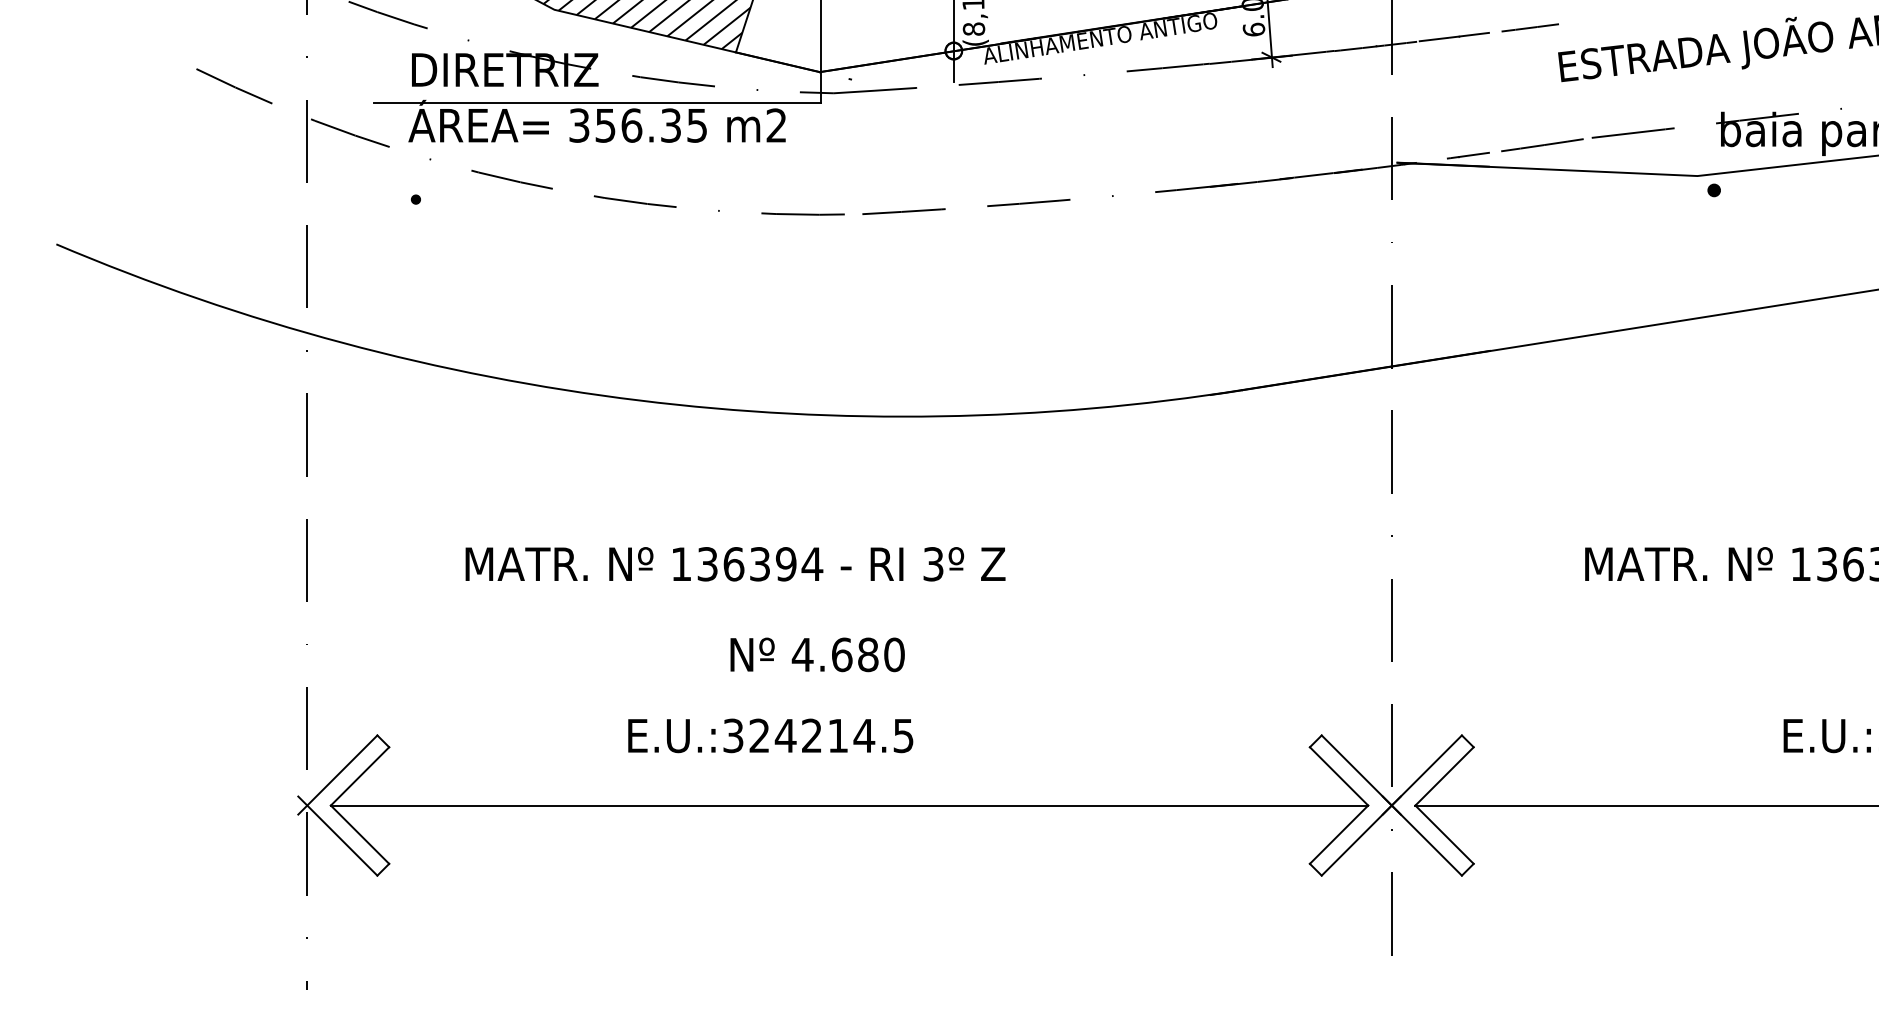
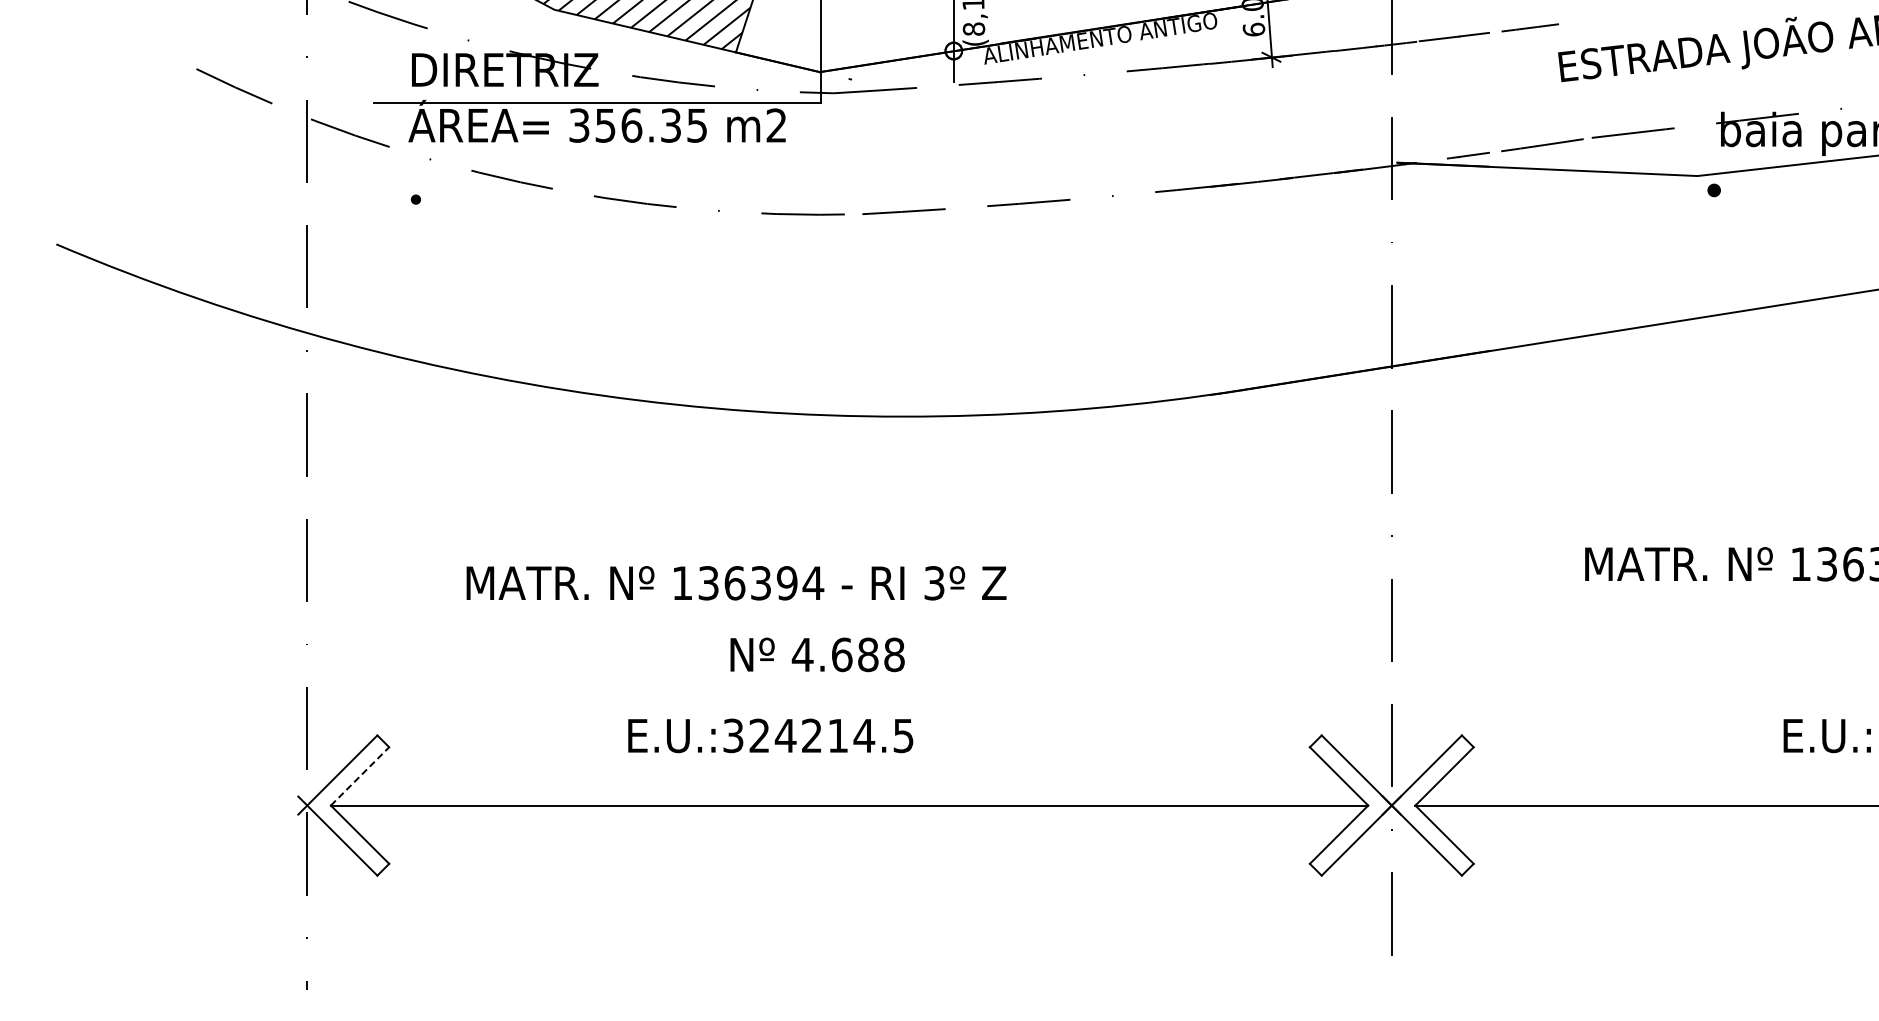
text position: (735, 564) -> (736, 583) (736, 583)
text: 4.680 -> 4.688 (894, 654)
line: solid -> dashed (360, 776)
